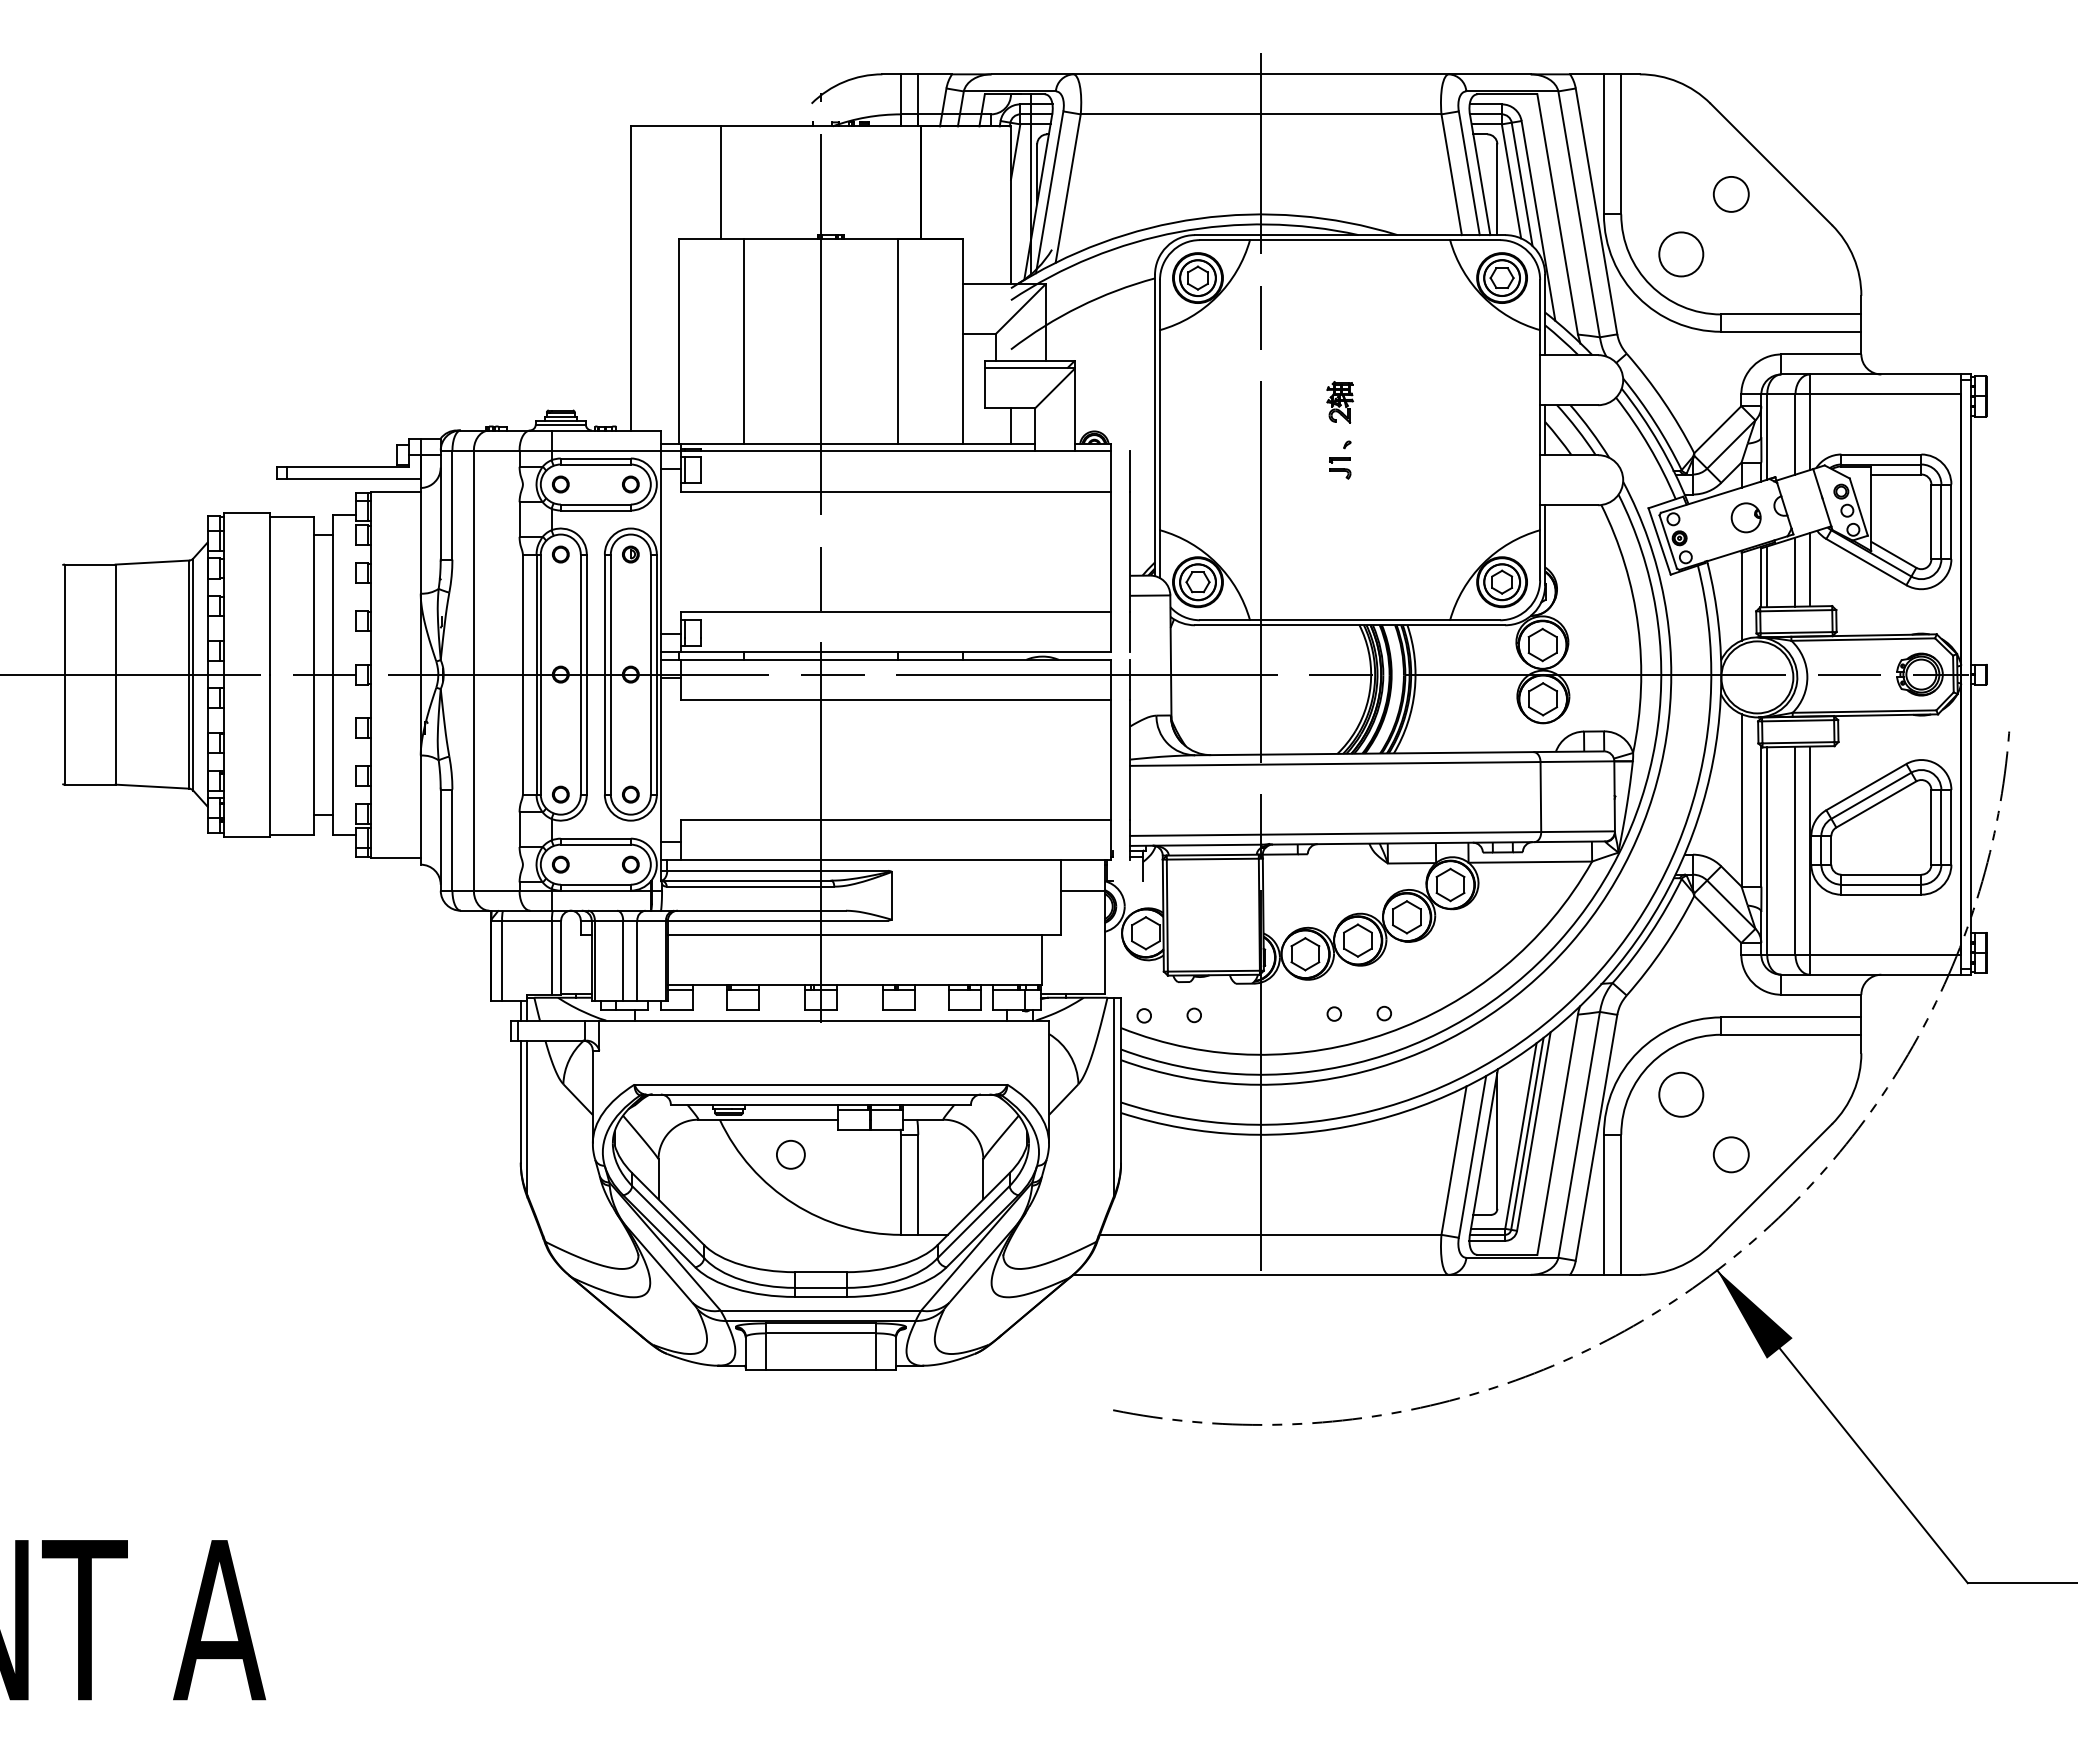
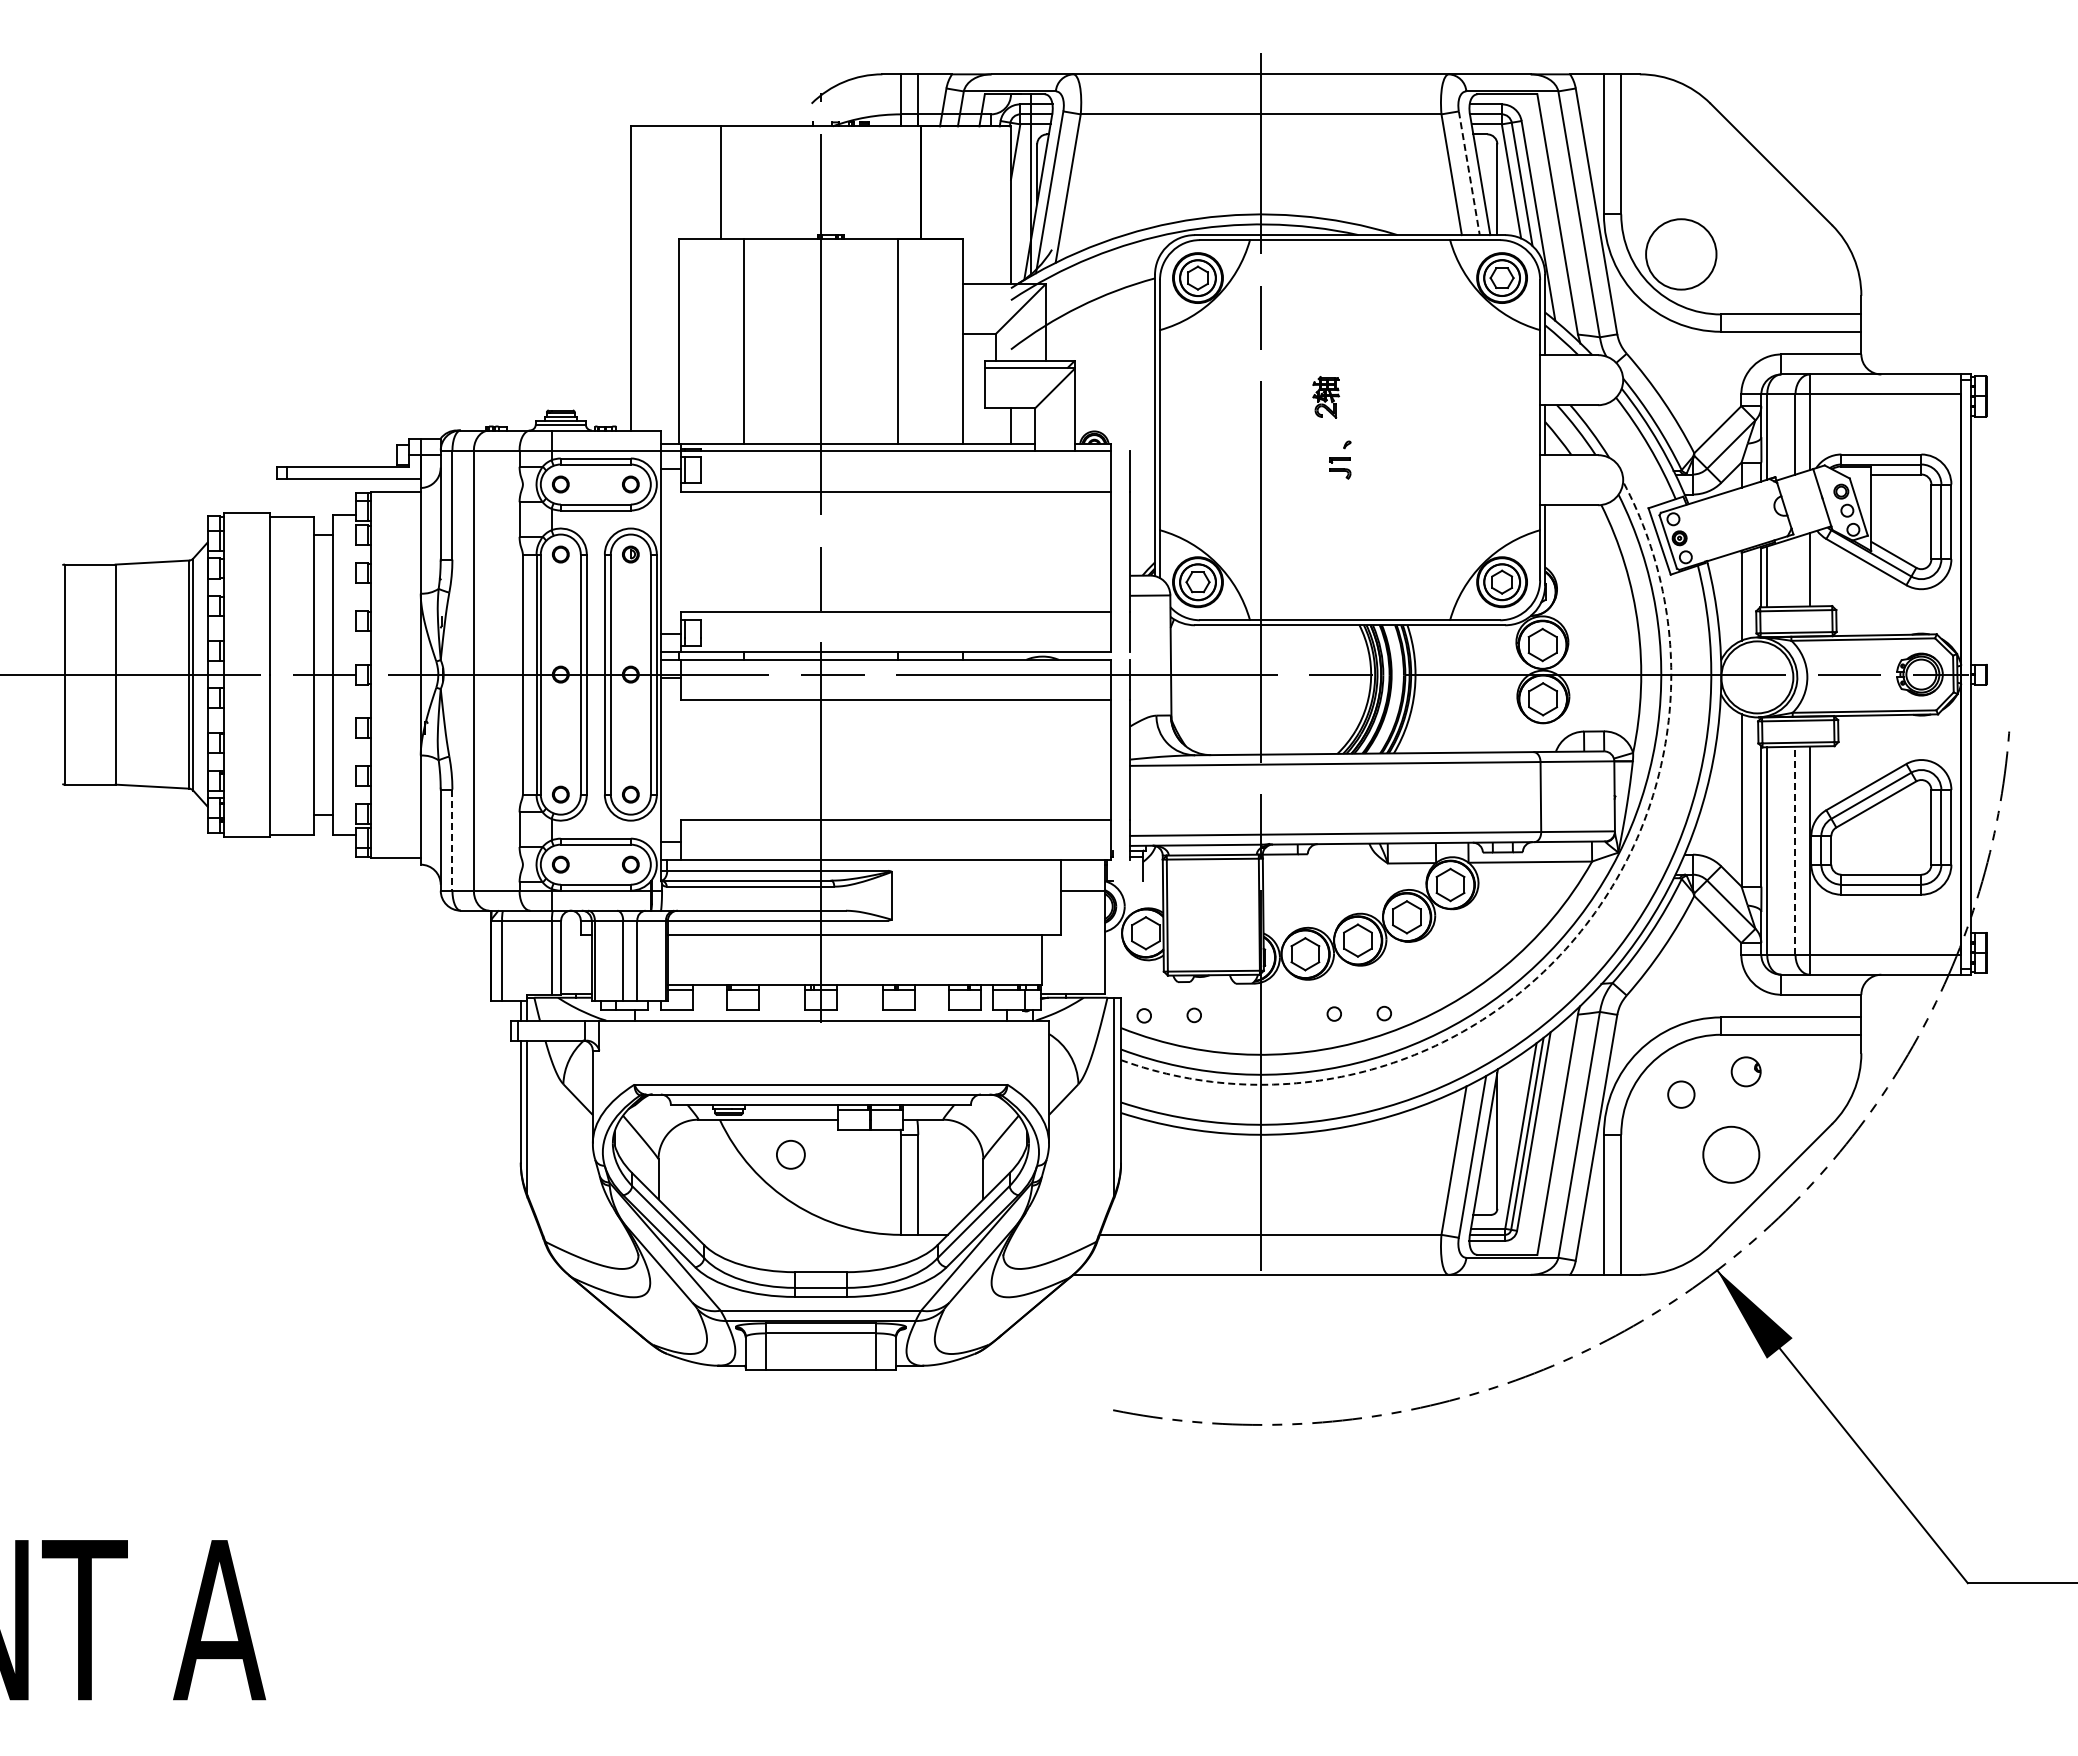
line: solid -> dashed (1469, 173)
circle: present -> none (1730, 194)
circle diameter: 44 px -> 70 px (1681, 254)
part position: (1339, 402) -> (1325, 397) (1325, 397)
part position: (1745, 517) -> (1745, 1071) (1745, 1071)
line: present -> none (1795, 571)
line: solid -> dashed (452, 840)
line: solid -> dashed (1795, 850)
arc: solid -> dashed (1570, 943)
circle size: 47x47 px -> 29x29 px (1681, 1094)
circle diameter: 35 px -> 56 px (1731, 1154)
